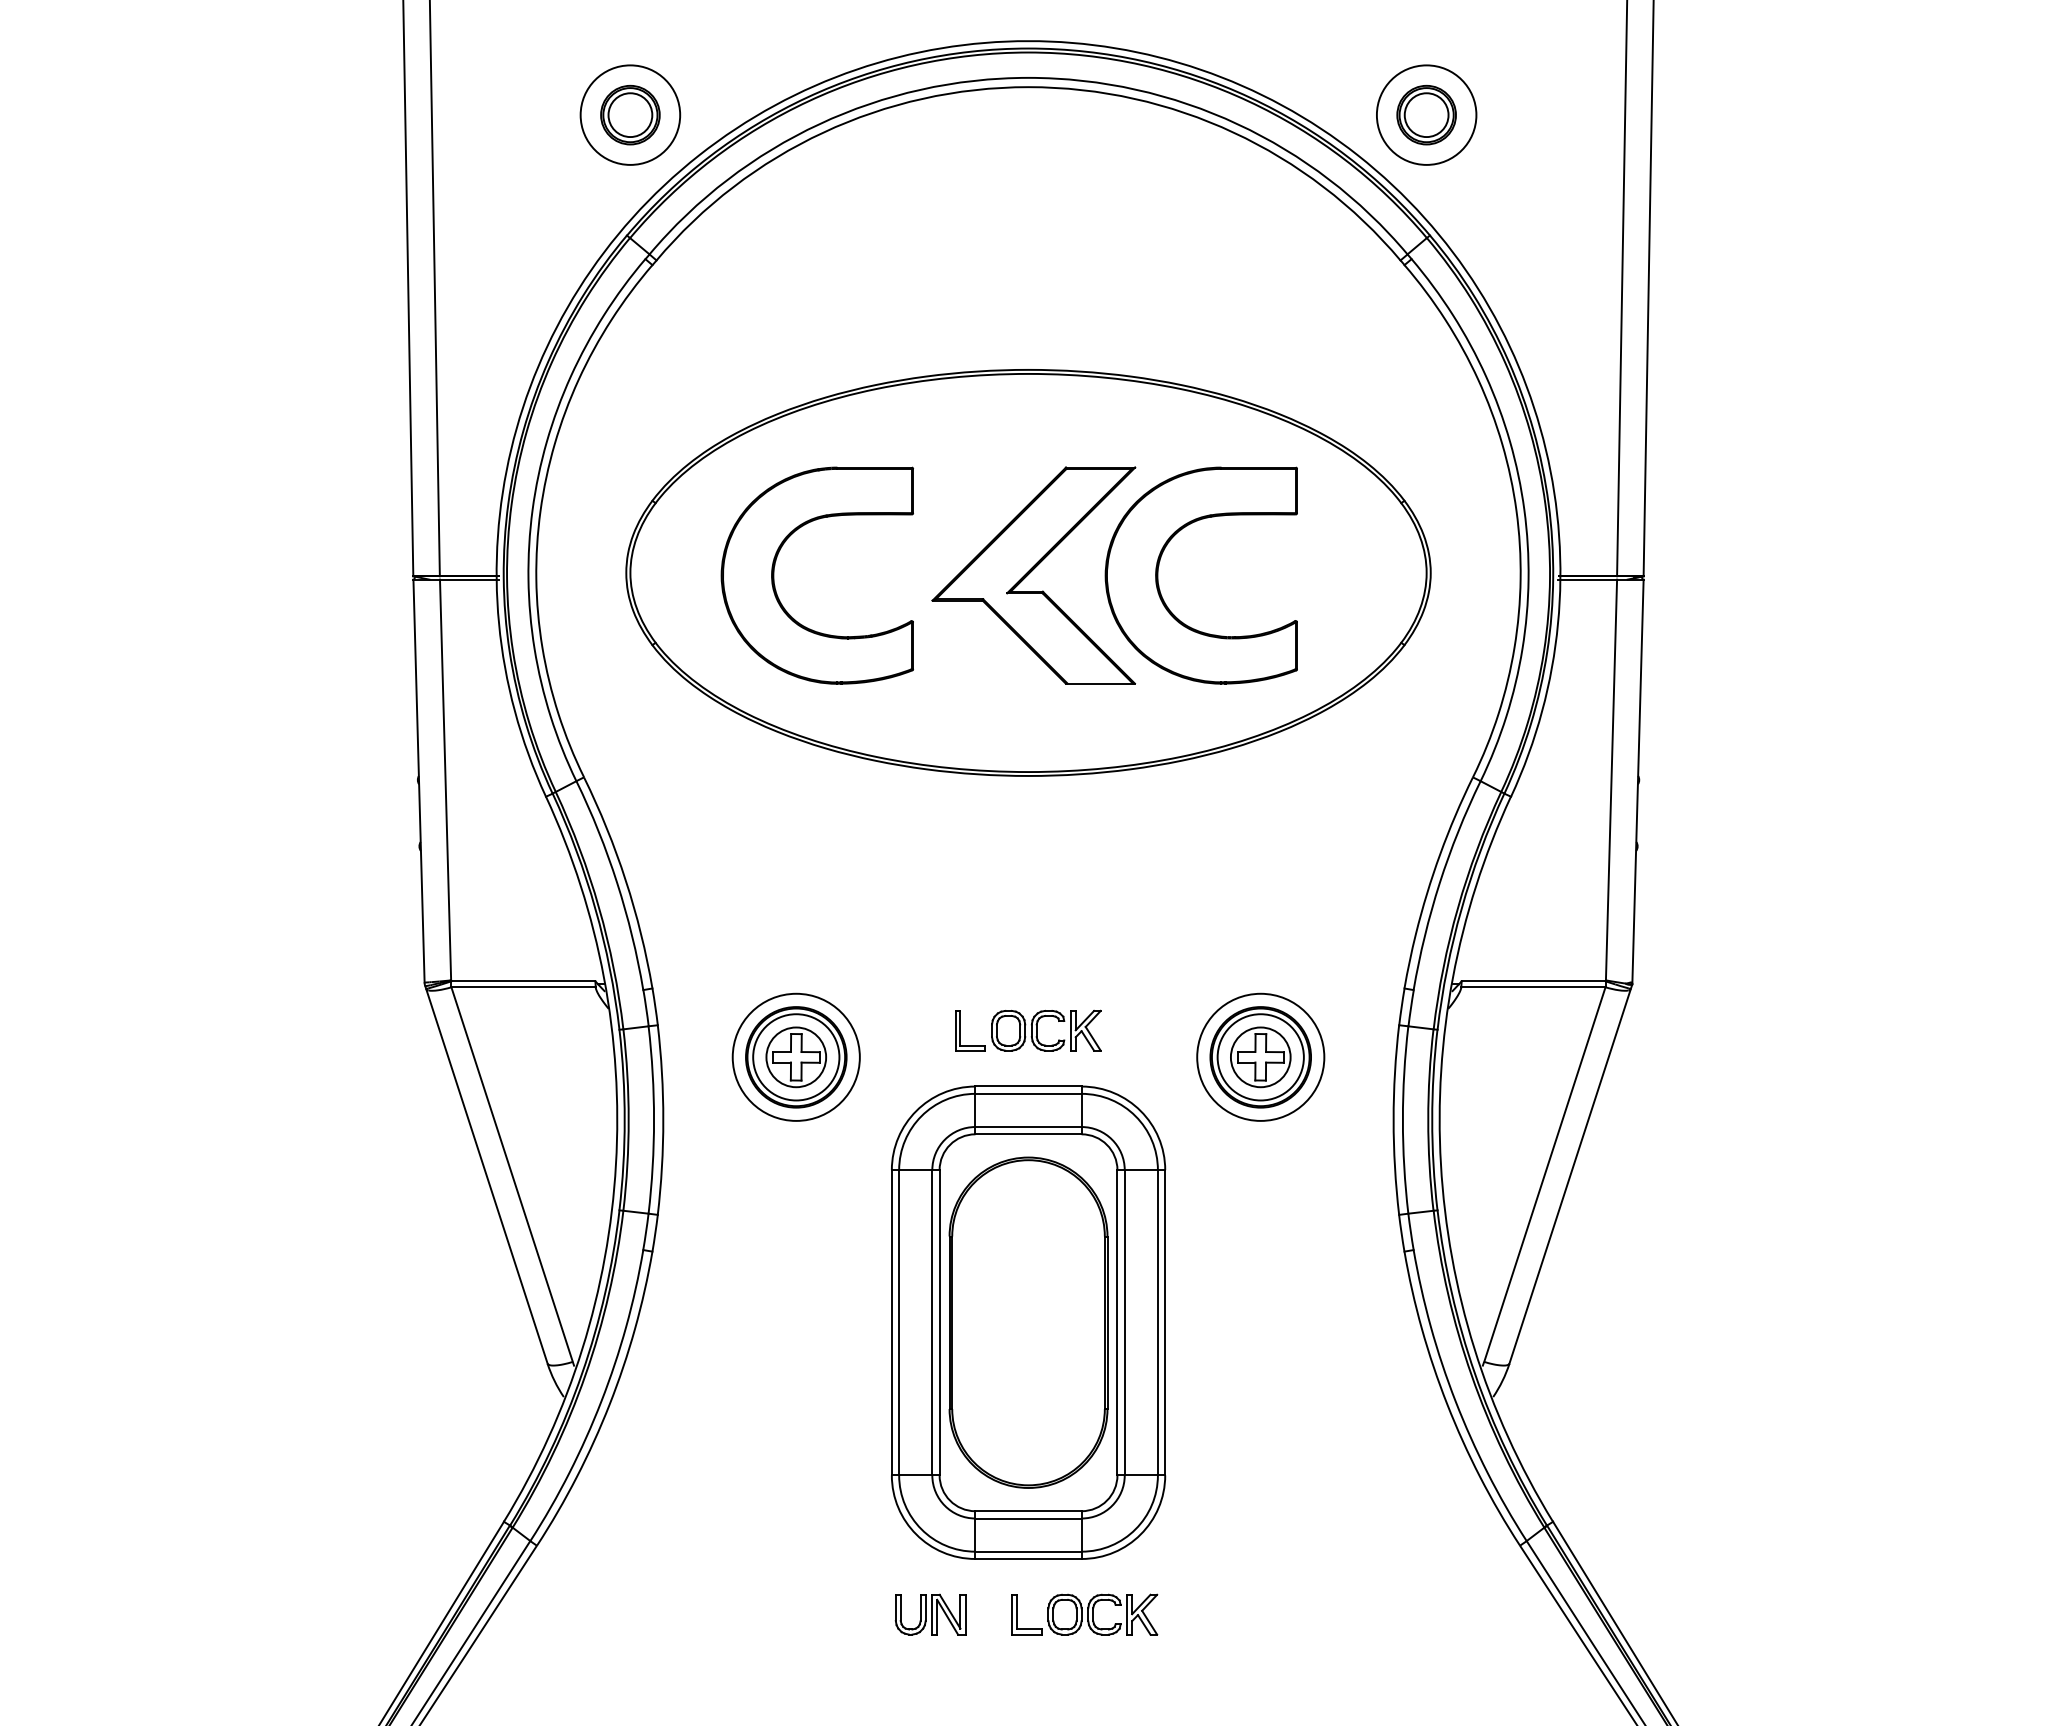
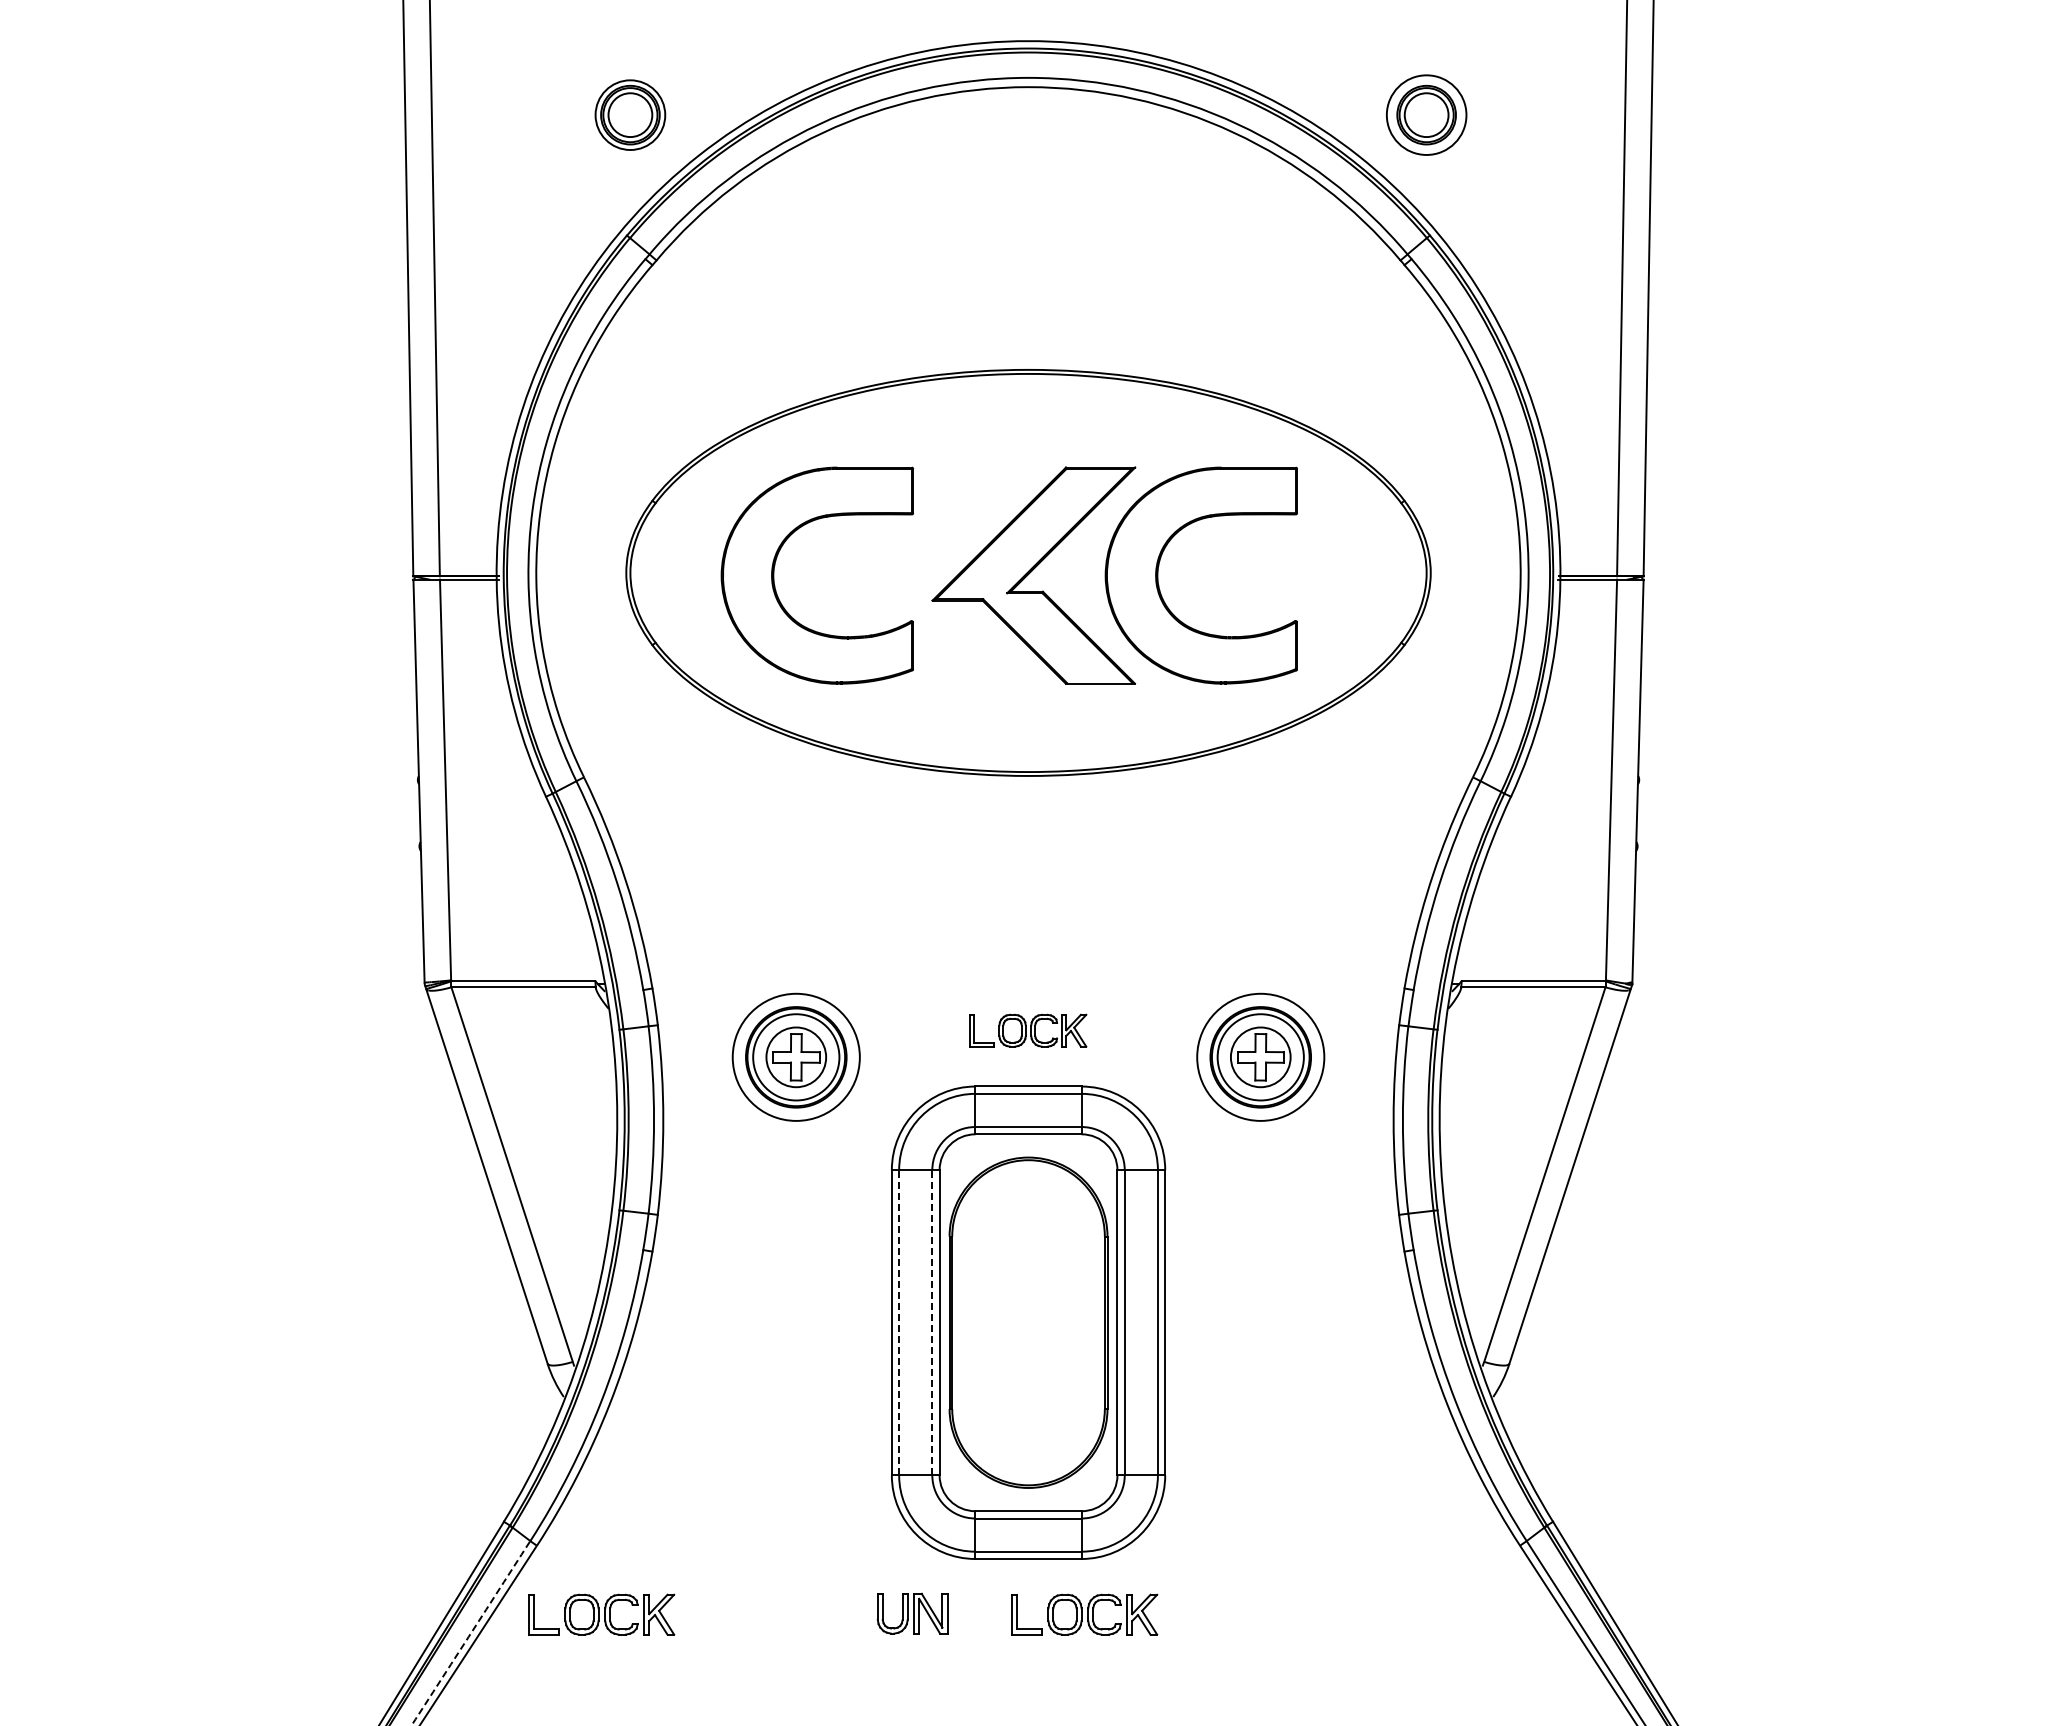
circle diameter: 100 px -> 70 px (630, 115)
circle diameter: 100 px -> 80 px (1426, 114)
part size: 147x43 px -> 119x35 px (1028, 1030)
line: solid -> dashed (899, 1322)
line: solid -> dashed (932, 1322)
part: none -> present (601, 1614)
part position: (930, 1614) -> (912, 1613) (912, 1613)
arc: solid -> dashed (471, 1633)
